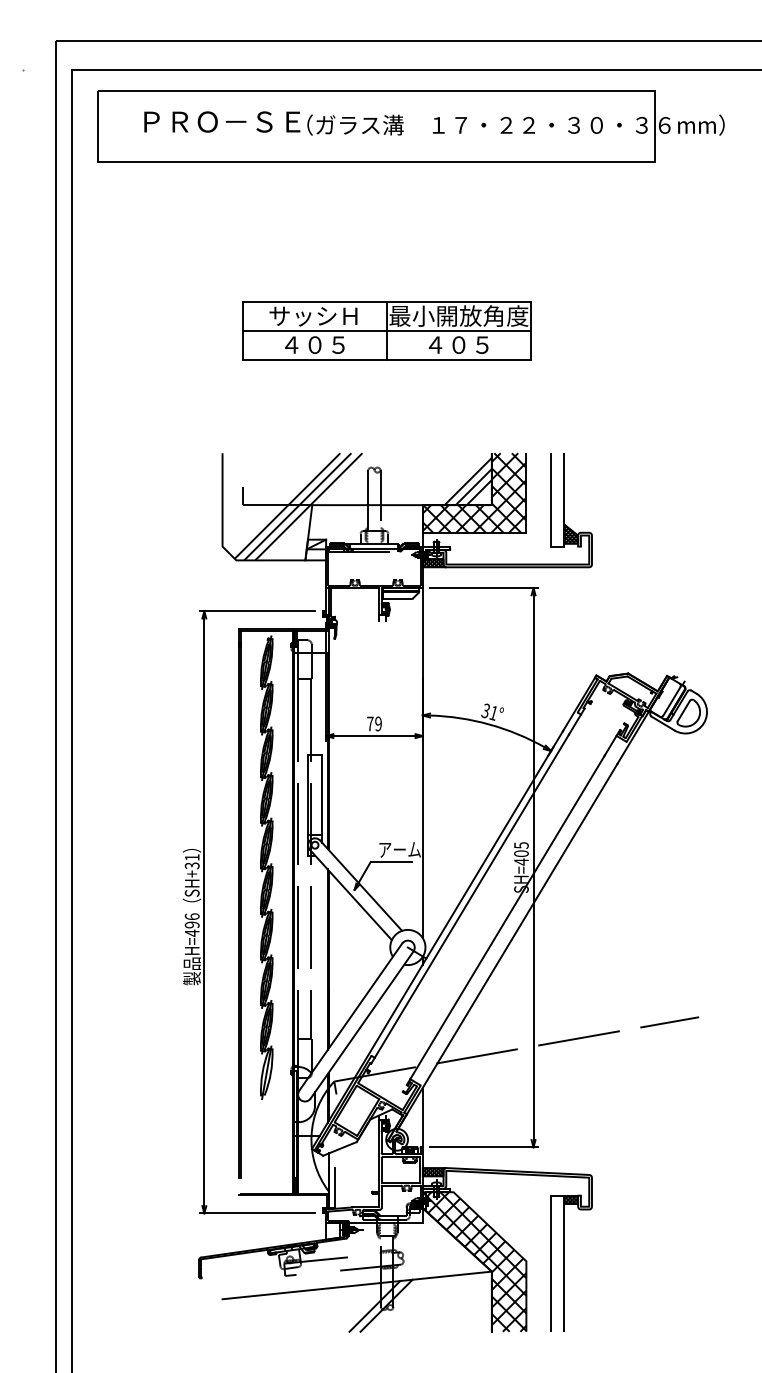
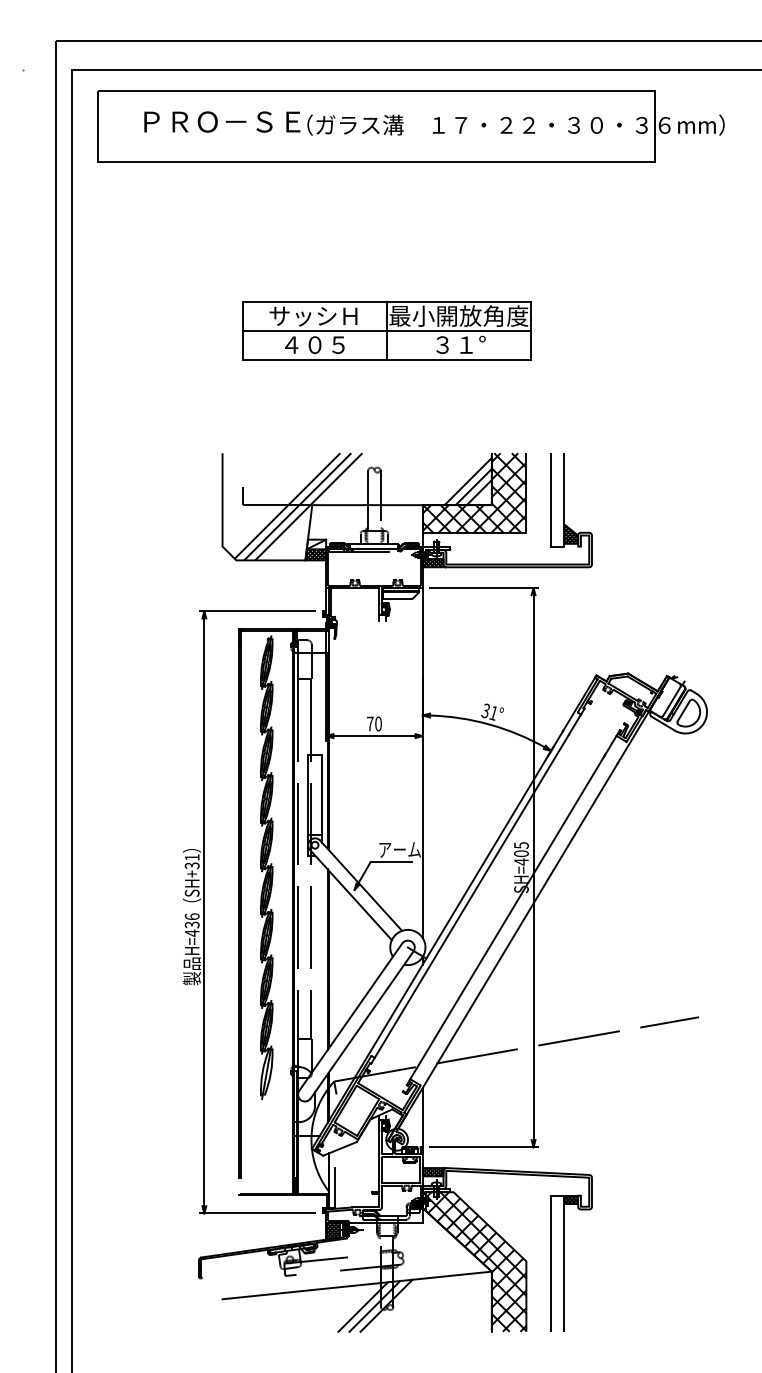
text: ４０５ -> ３１° (458, 344)
hatch: none -> present (315, 554)
text: 79 -> 70 (378, 723)
text: H=496 -> H=436 (192, 924)
hatch: none -> present (332, 1231)
line: none -> present (362, 1306)
